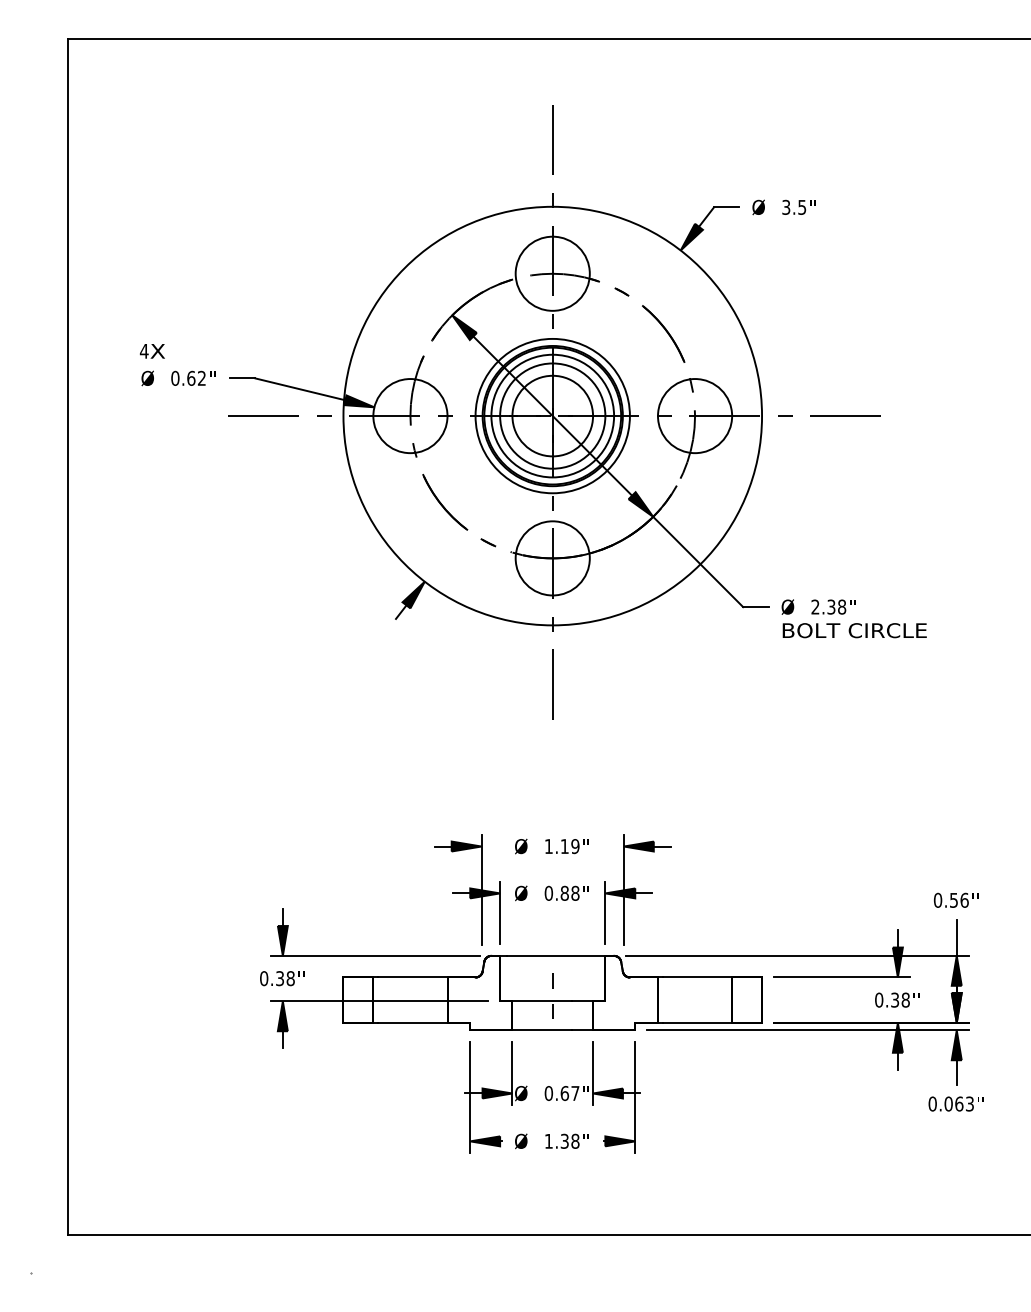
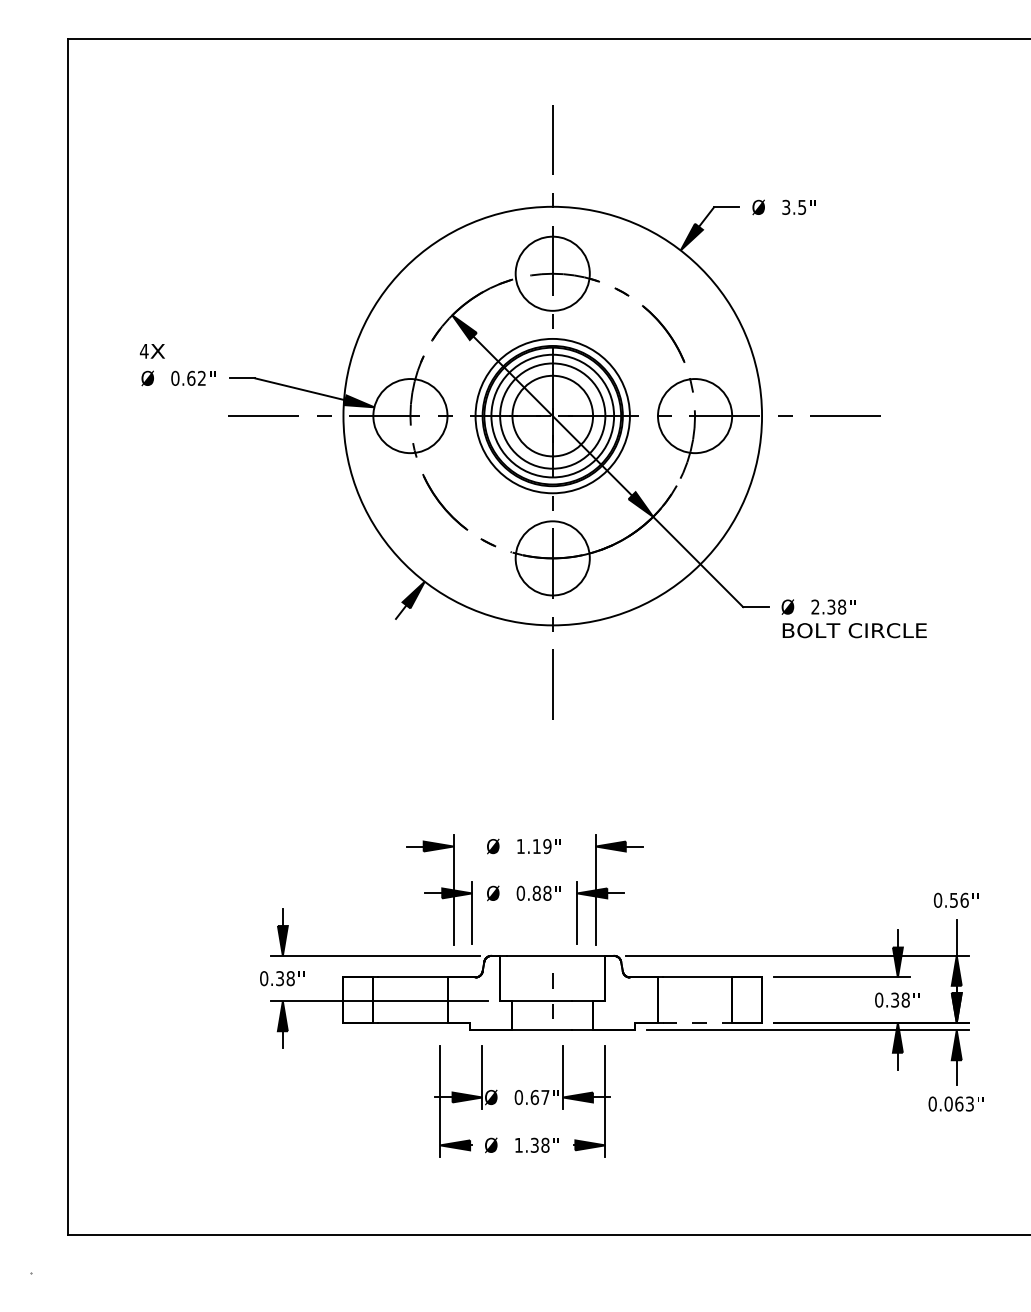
part position: (552, 889) -> (524, 889) (524, 889)
line: solid -> dashed (697, 1022)
part position: (552, 1097) -> (522, 1101) (522, 1101)
